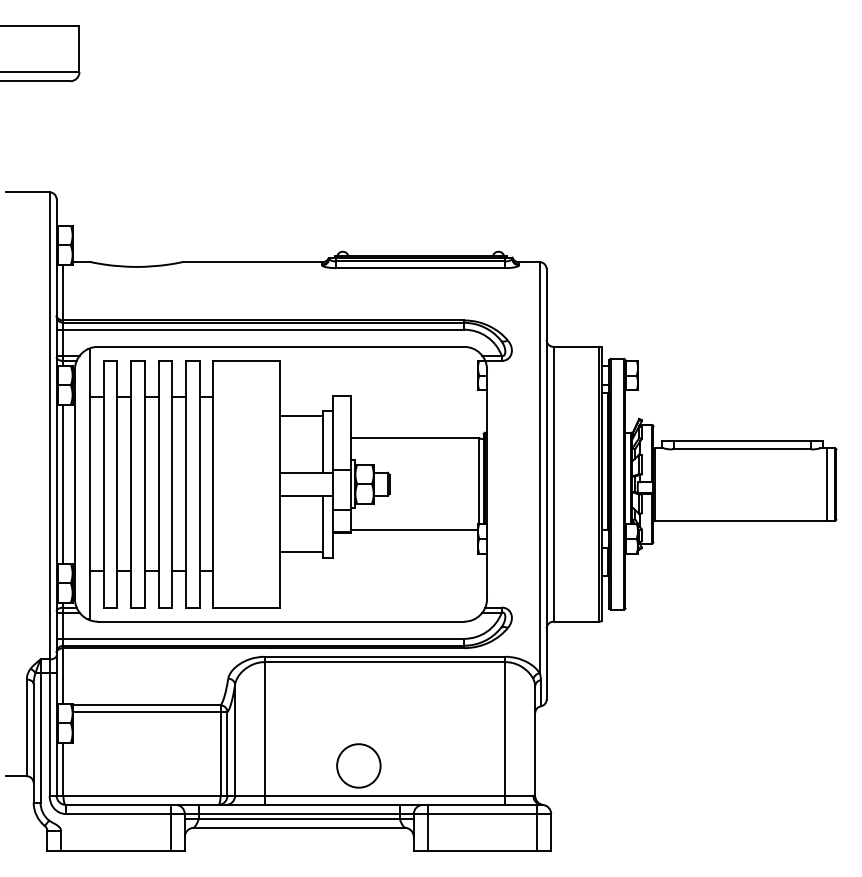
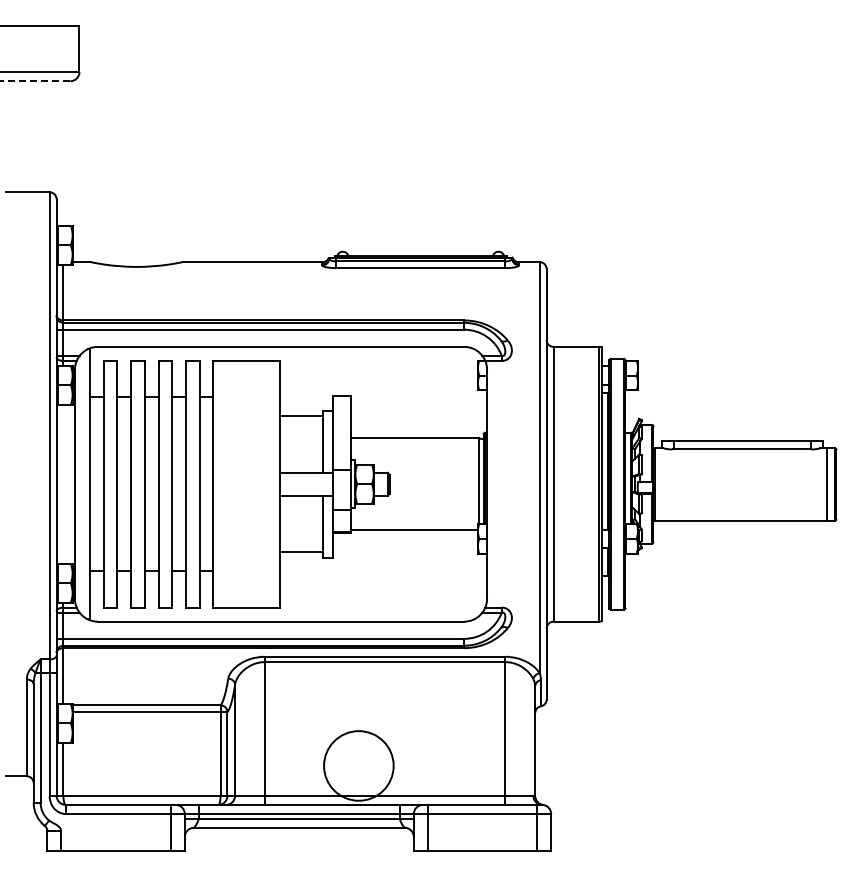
line: solid -> dashed (35, 81)
line: present -> none (63, 483)
circle diameter: 44 px -> 70 px (358, 765)
